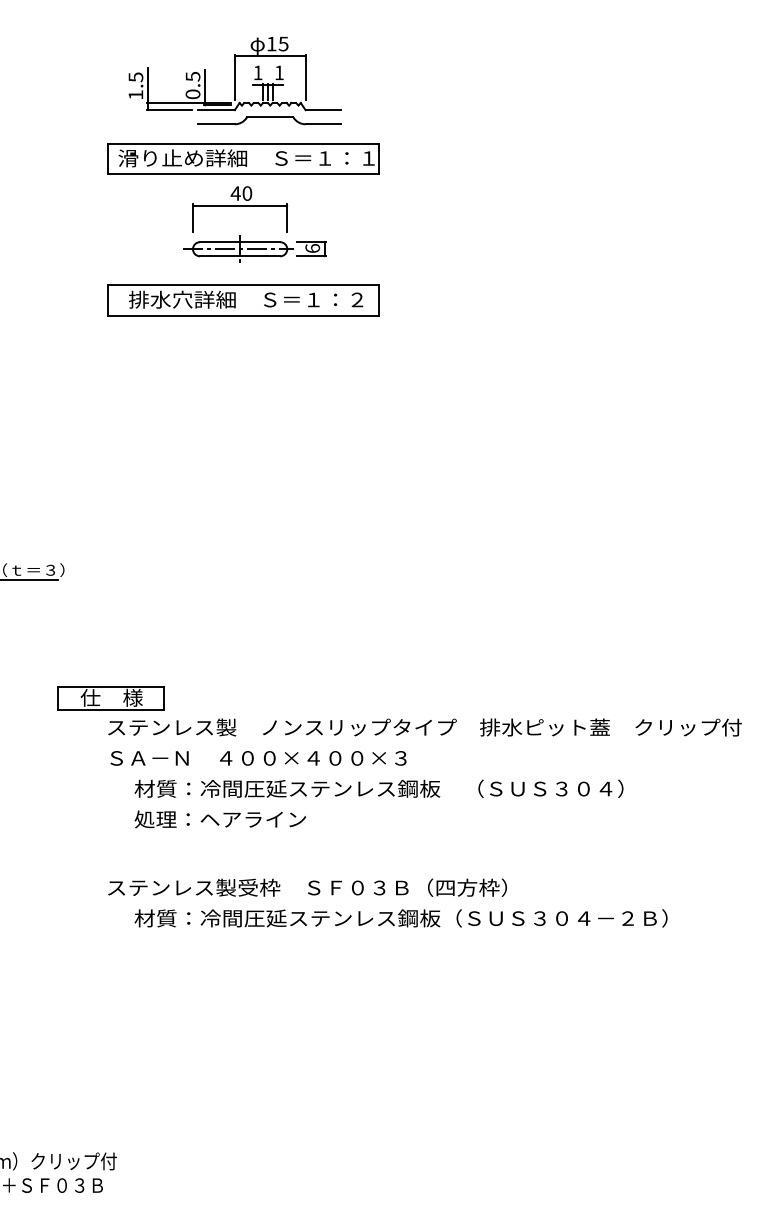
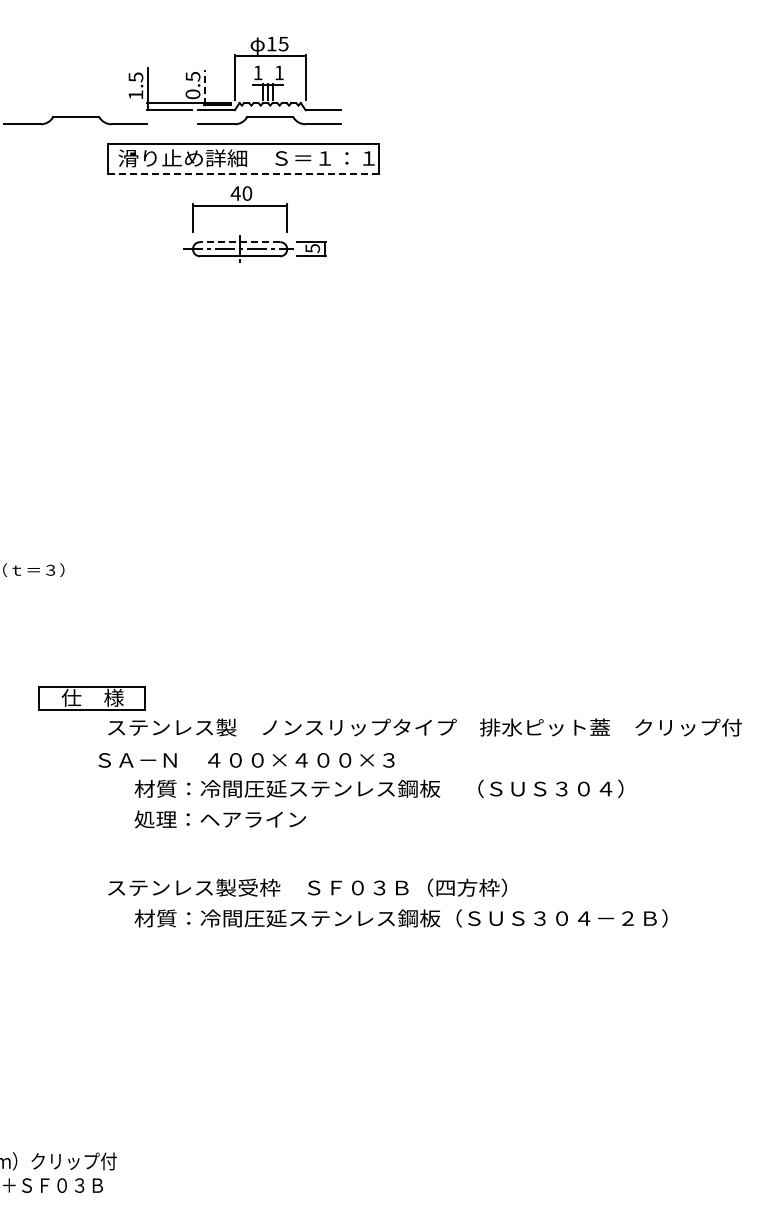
line: solid -> dashed (205, 87)
part: none -> present (75, 120)
line: solid -> dashed (243, 174)
line: solid -> dashed (239, 242)
text: 6 -> 5 (312, 248)
part: present -> none (243, 300)
line: present -> none (29, 580)
part position: (110, 698) -> (91, 698) (91, 698)
text position: (258, 758) -> (246, 760) (246, 760)
